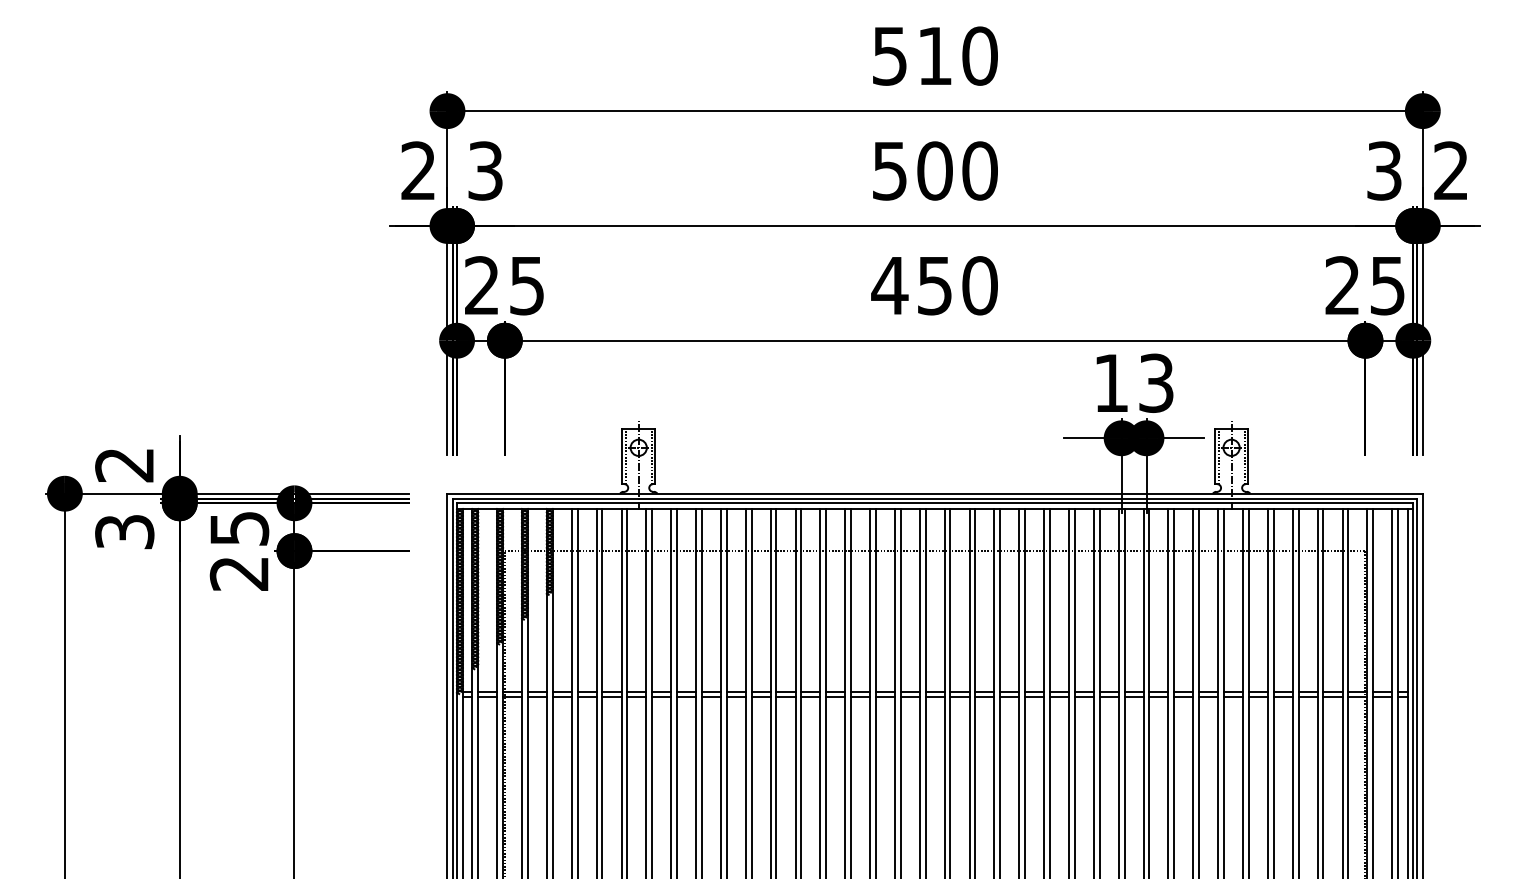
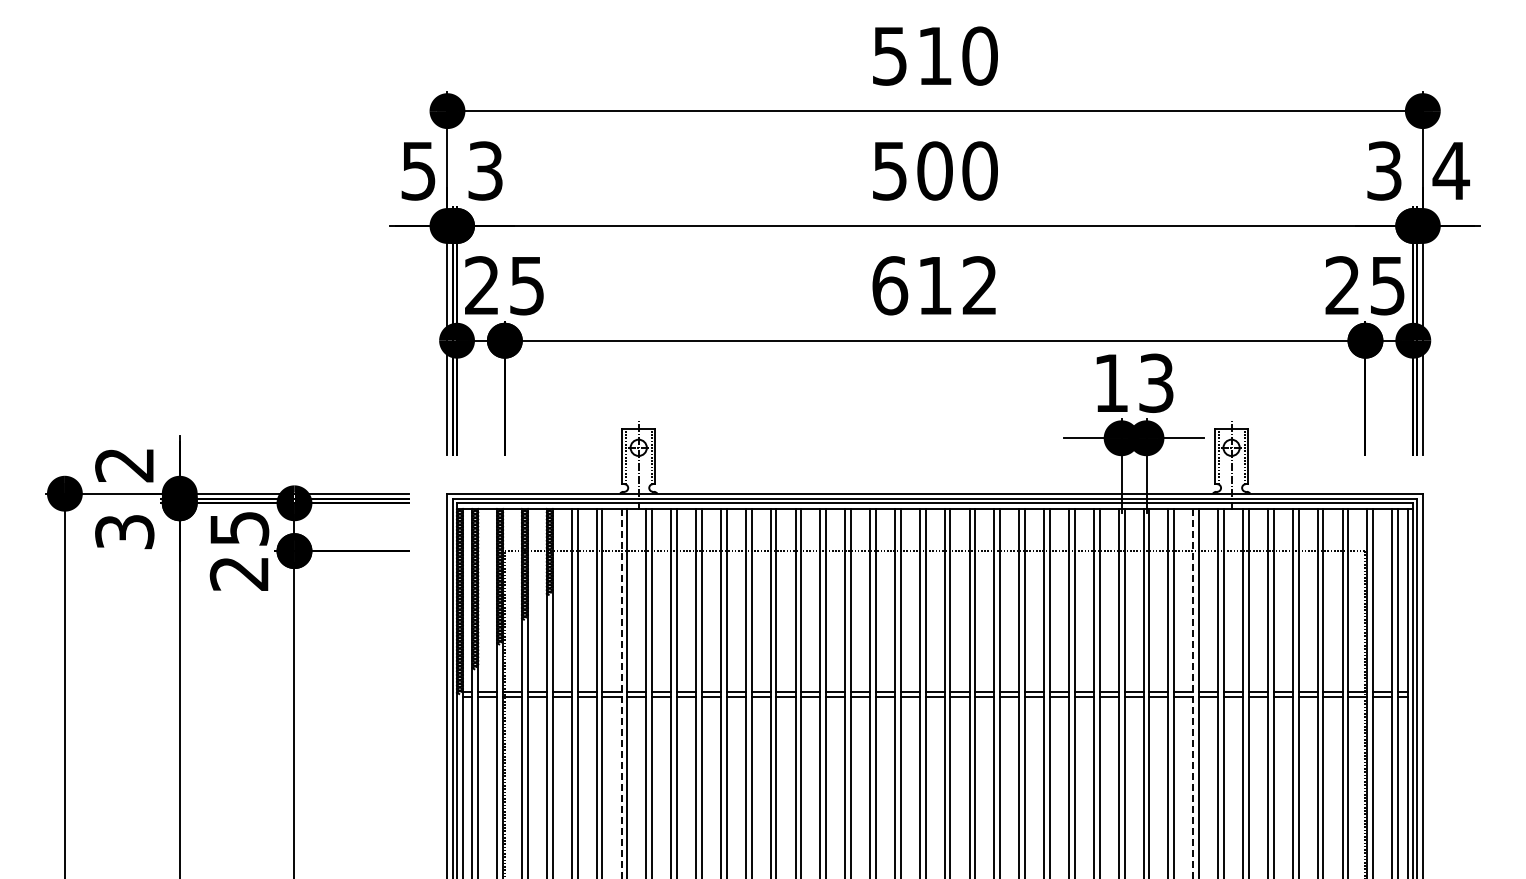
text: 2 -> 5 (418, 170)
text: 2 -> 4 (1451, 170)
text: 450 -> 612 (934, 285)
line: solid -> dashed (621, 693)
line: solid -> dashed (1193, 693)
